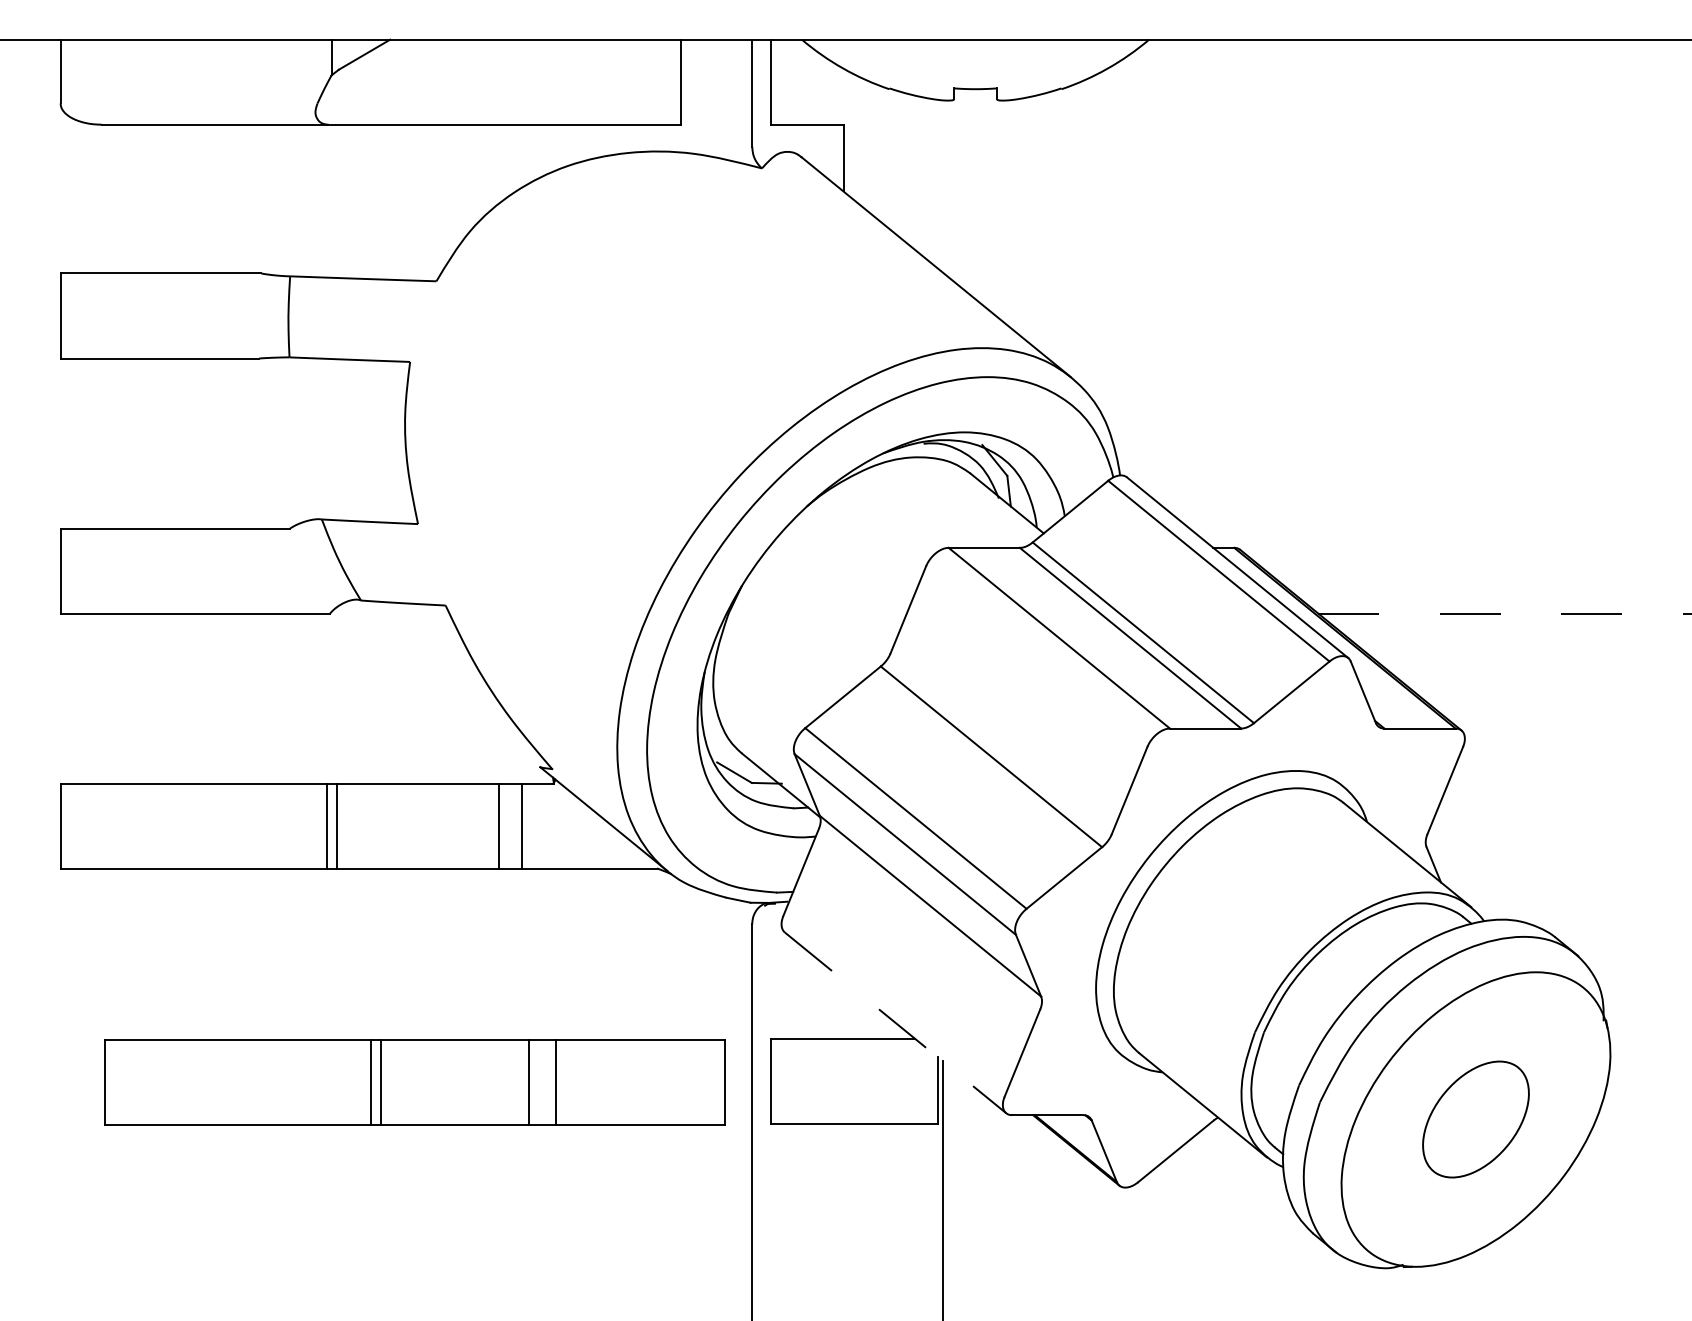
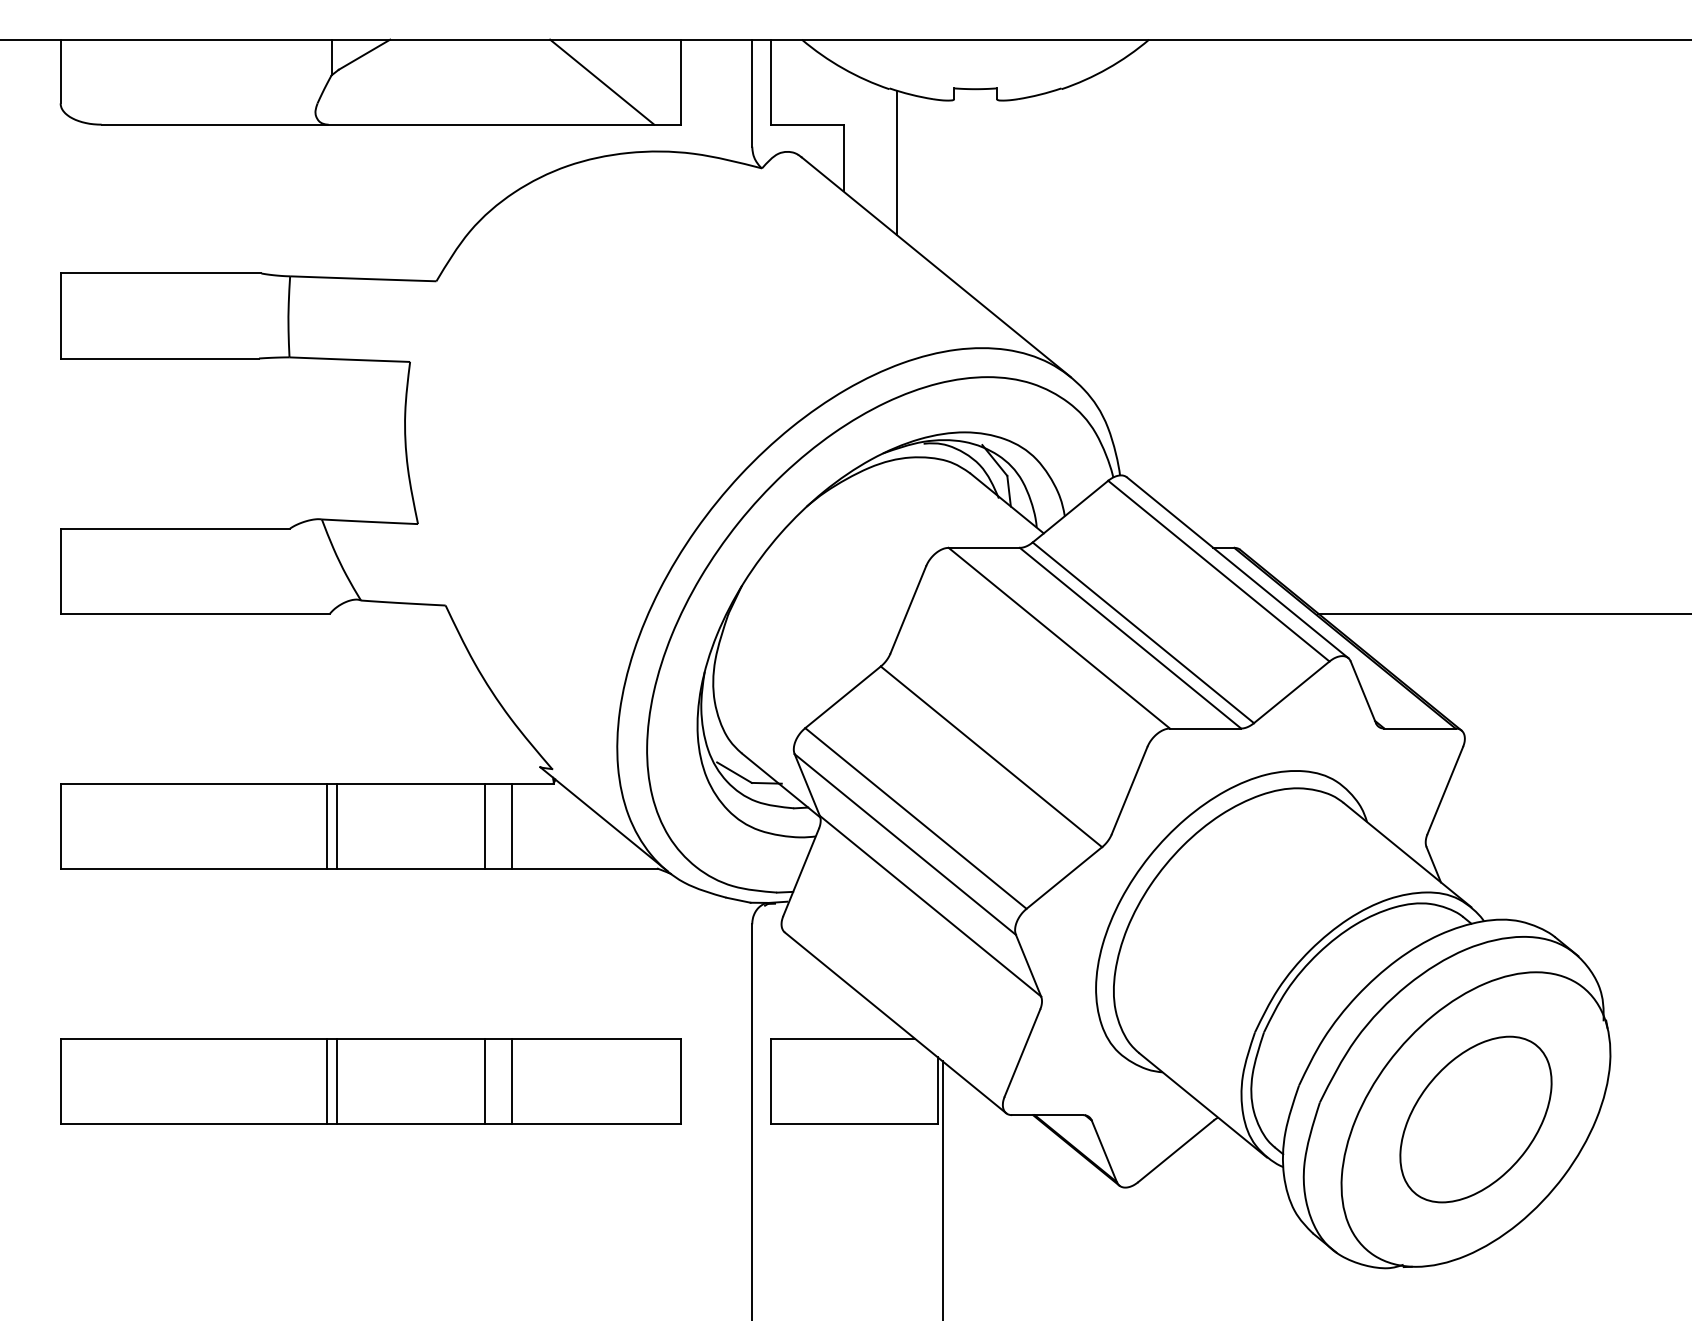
line: none -> present (602, 81)
line: none -> present (896, 162)
line: dashed -> solid (1505, 613)
line position: (498, 825) -> (484, 825) (484, 825)
line position: (521, 825) -> (511, 825) (511, 825)
line: dashed -> solid (895, 1022)
part position: (414, 1082) -> (370, 1081) (370, 1081)
part size: 108x119 px -> 154x169 px (1475, 1119)
